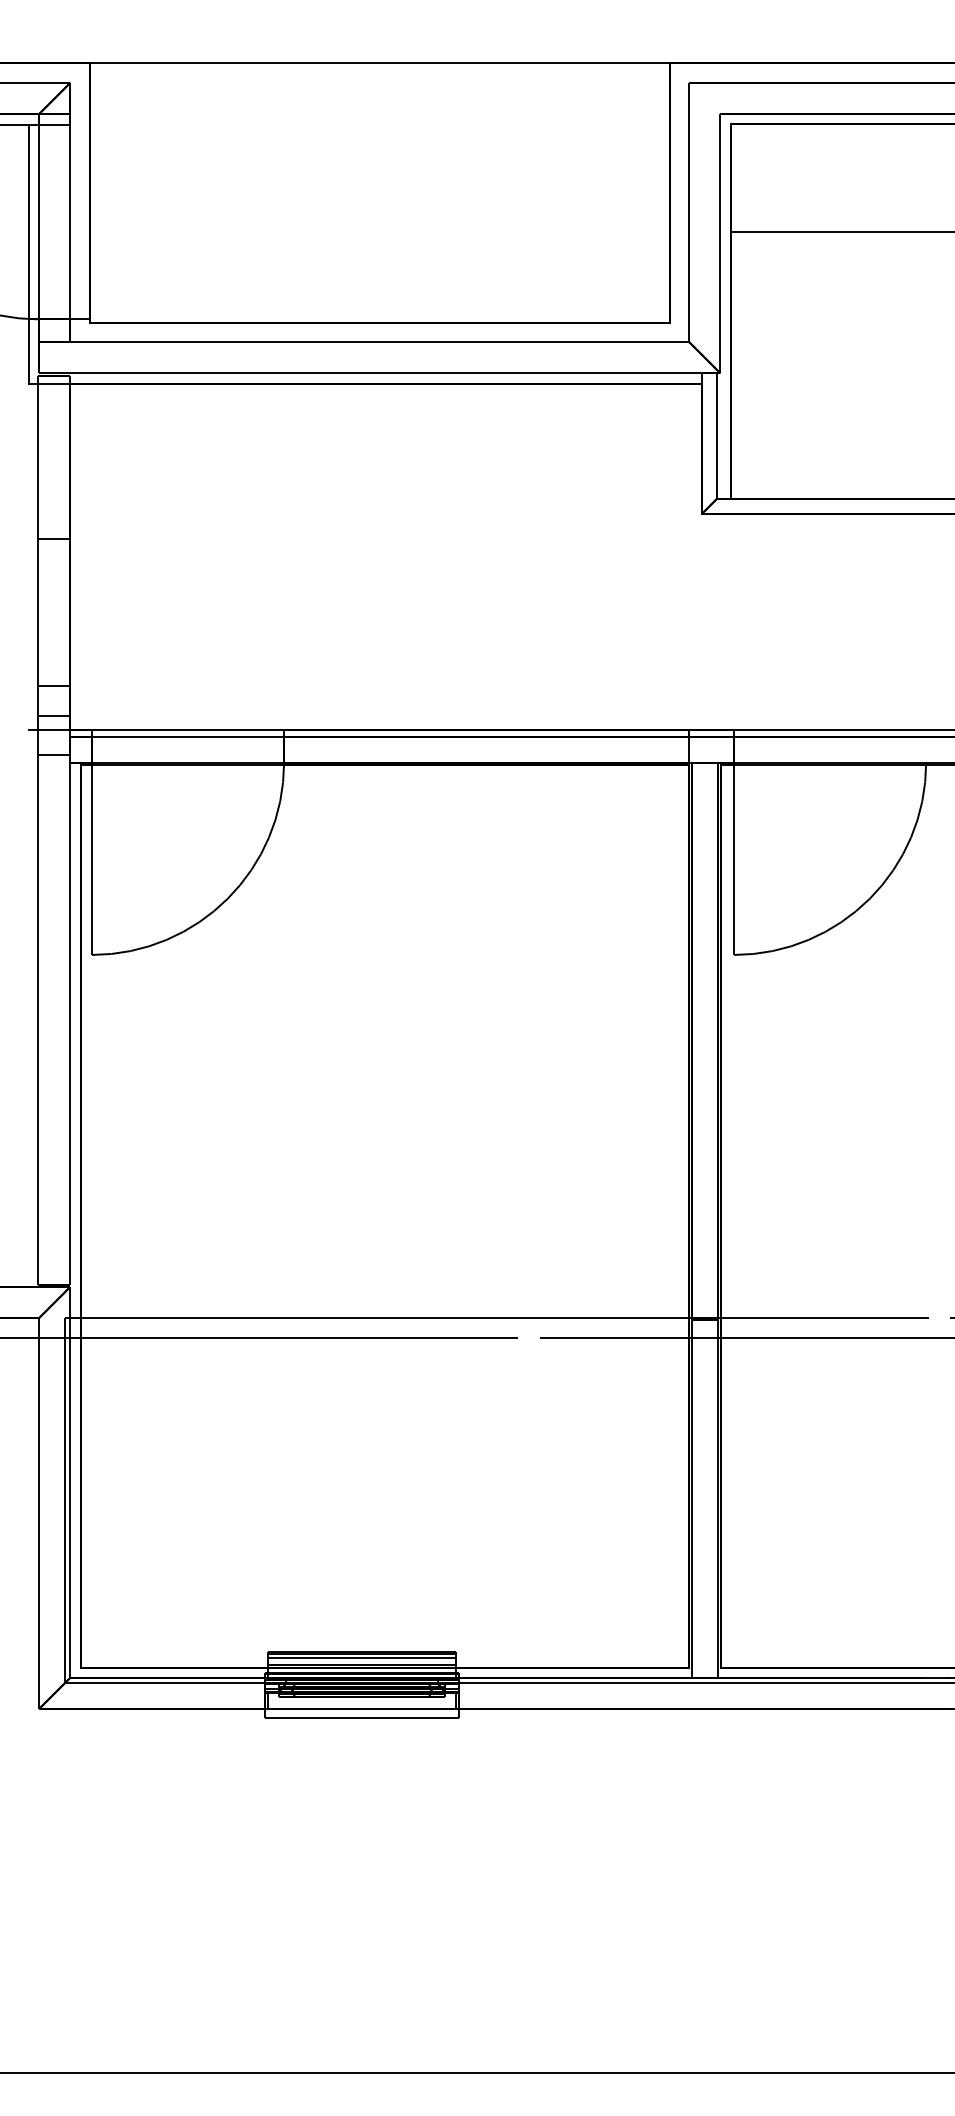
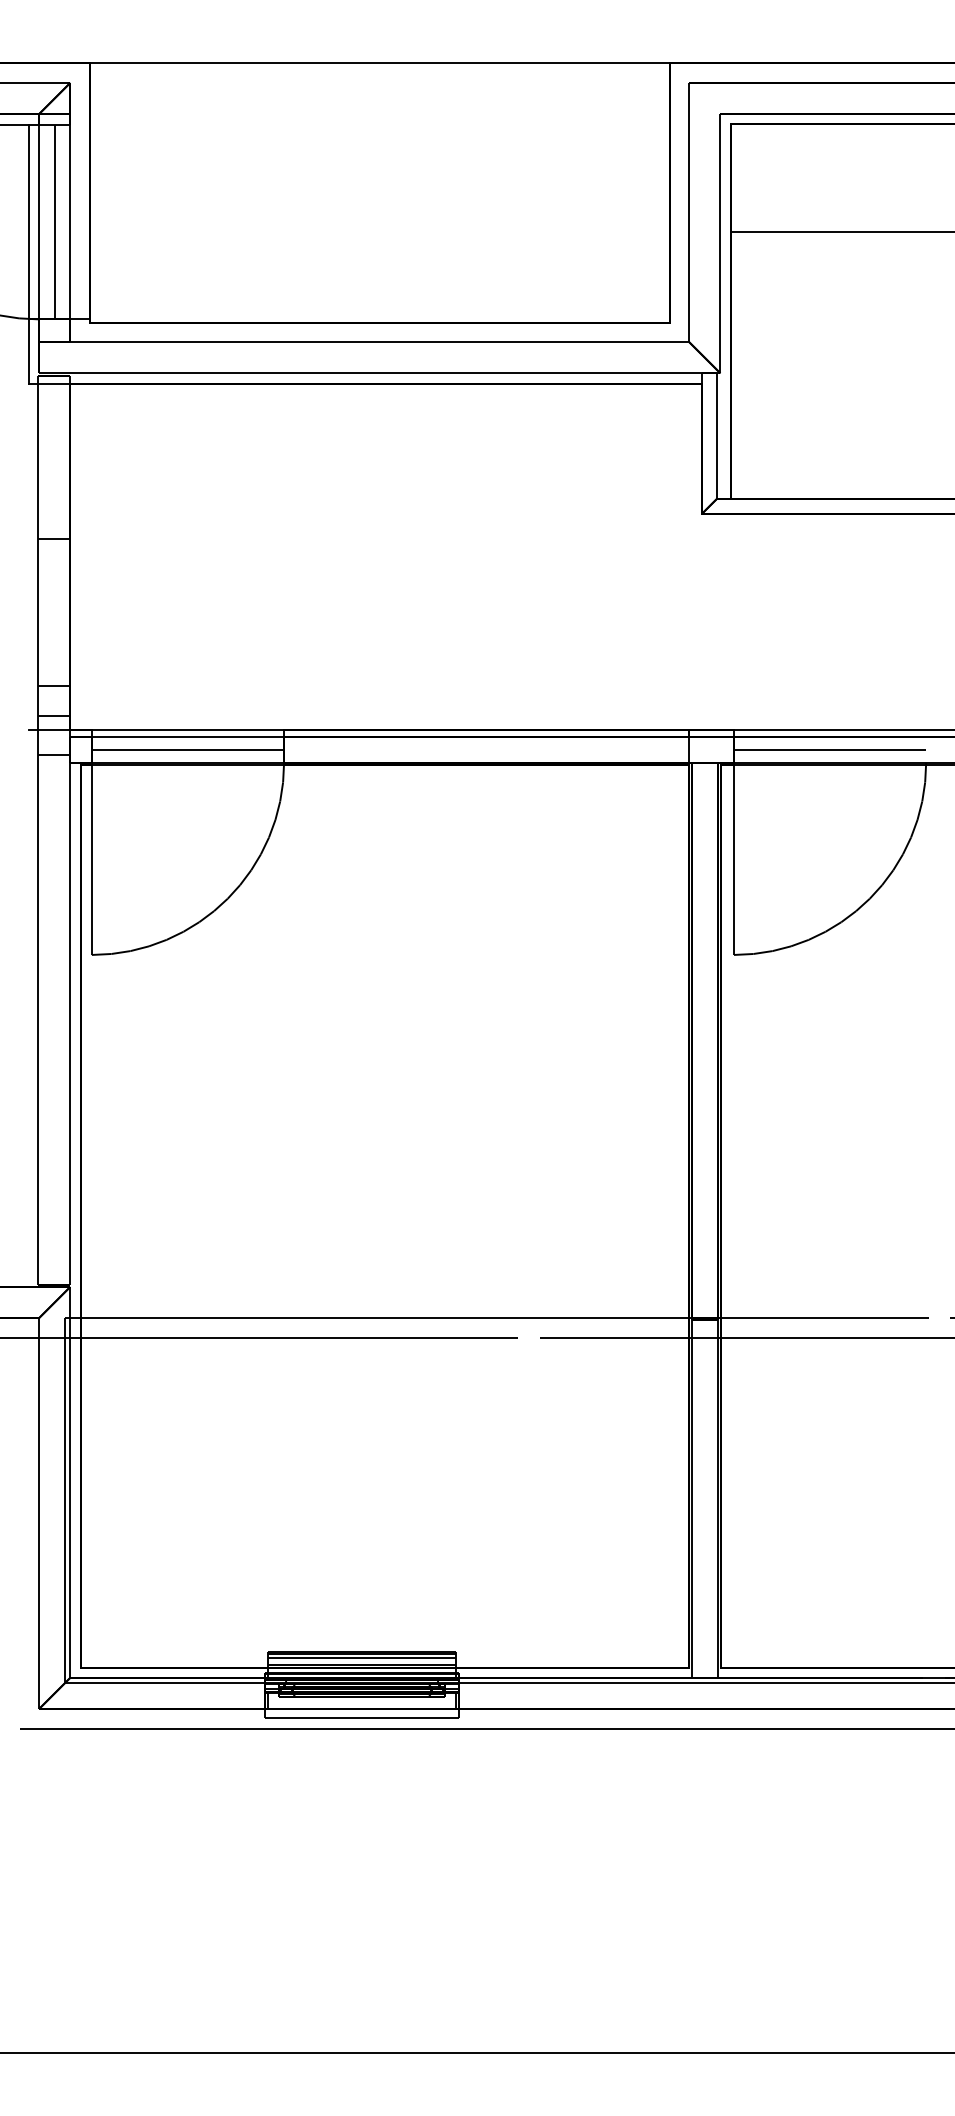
line: none -> present (54, 222)
line: none -> present (187, 749)
line: none -> present (829, 749)
line: none -> present (485, 1728)
line position: (476, 2072) -> (476, 2052) (476, 2052)
